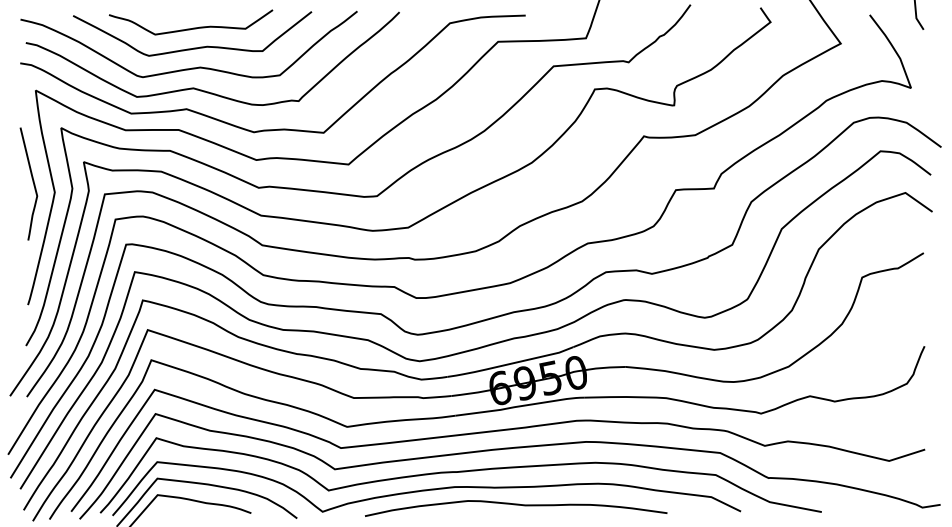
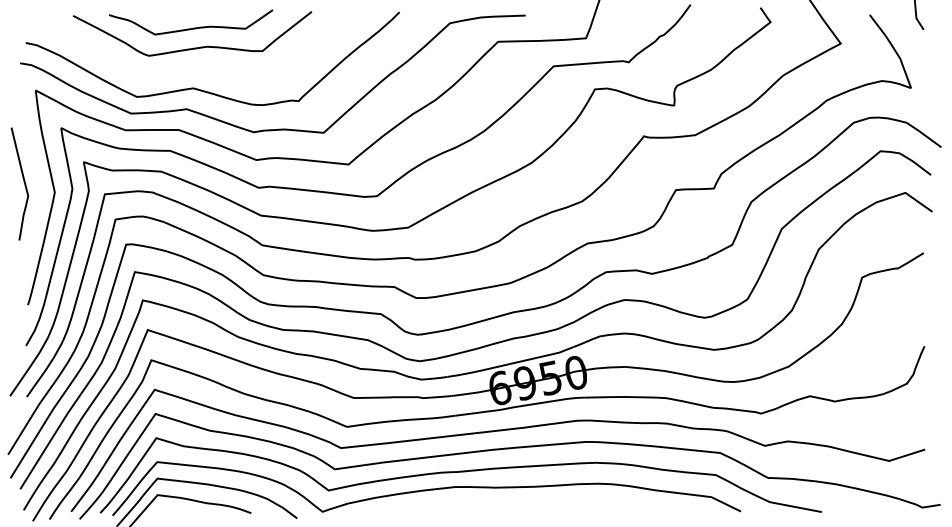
curve: present -> none (192, 67)
curve position: (32, 182) -> (23, 182) (23, 182)
curve: present -> none (516, 505)
